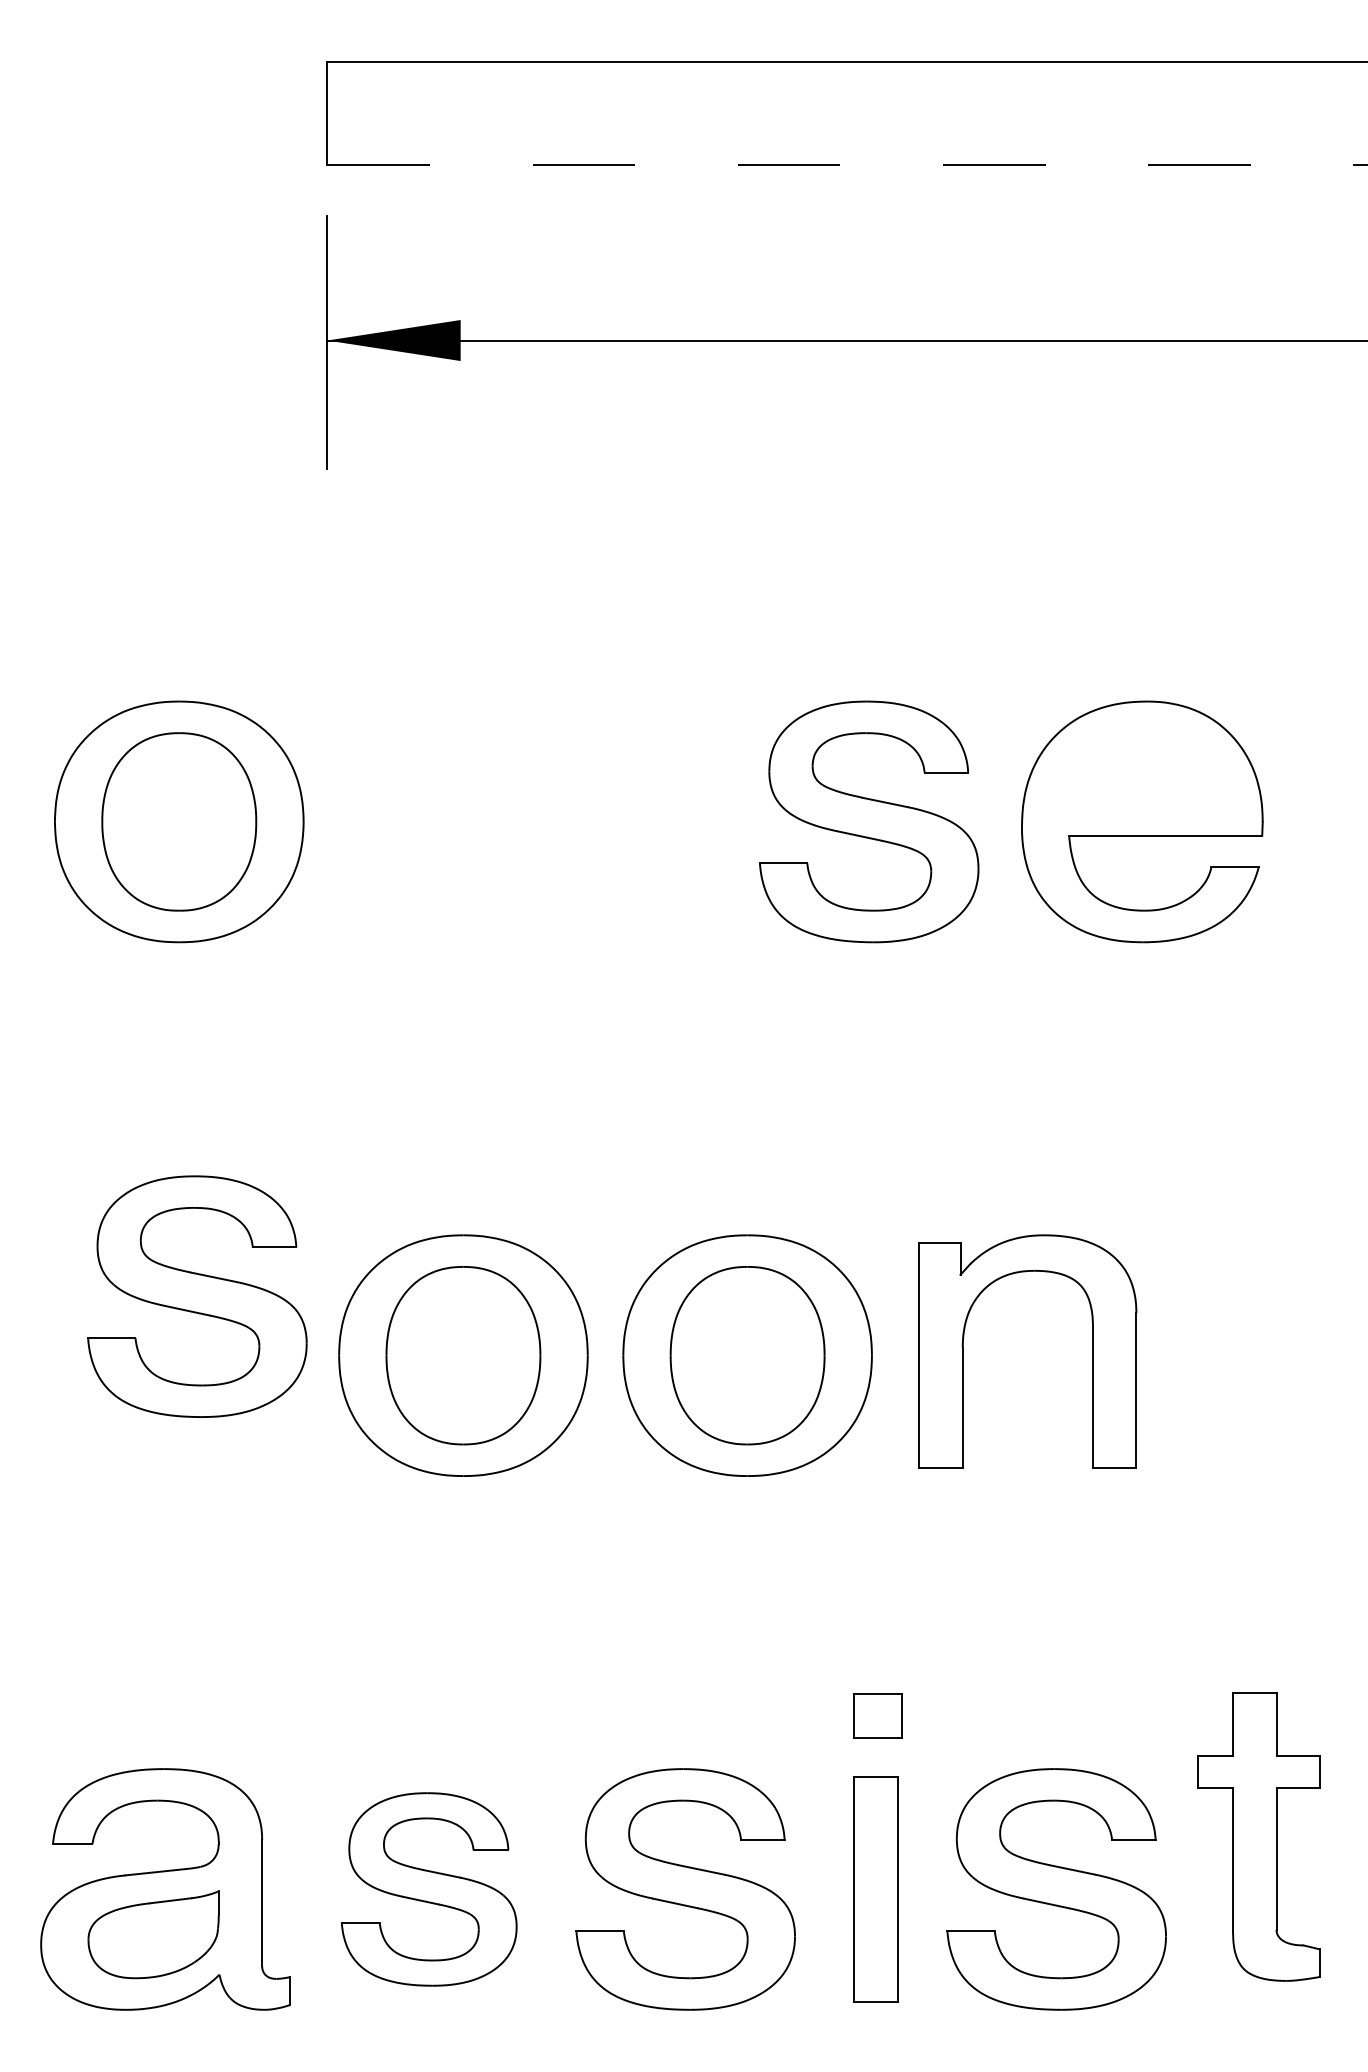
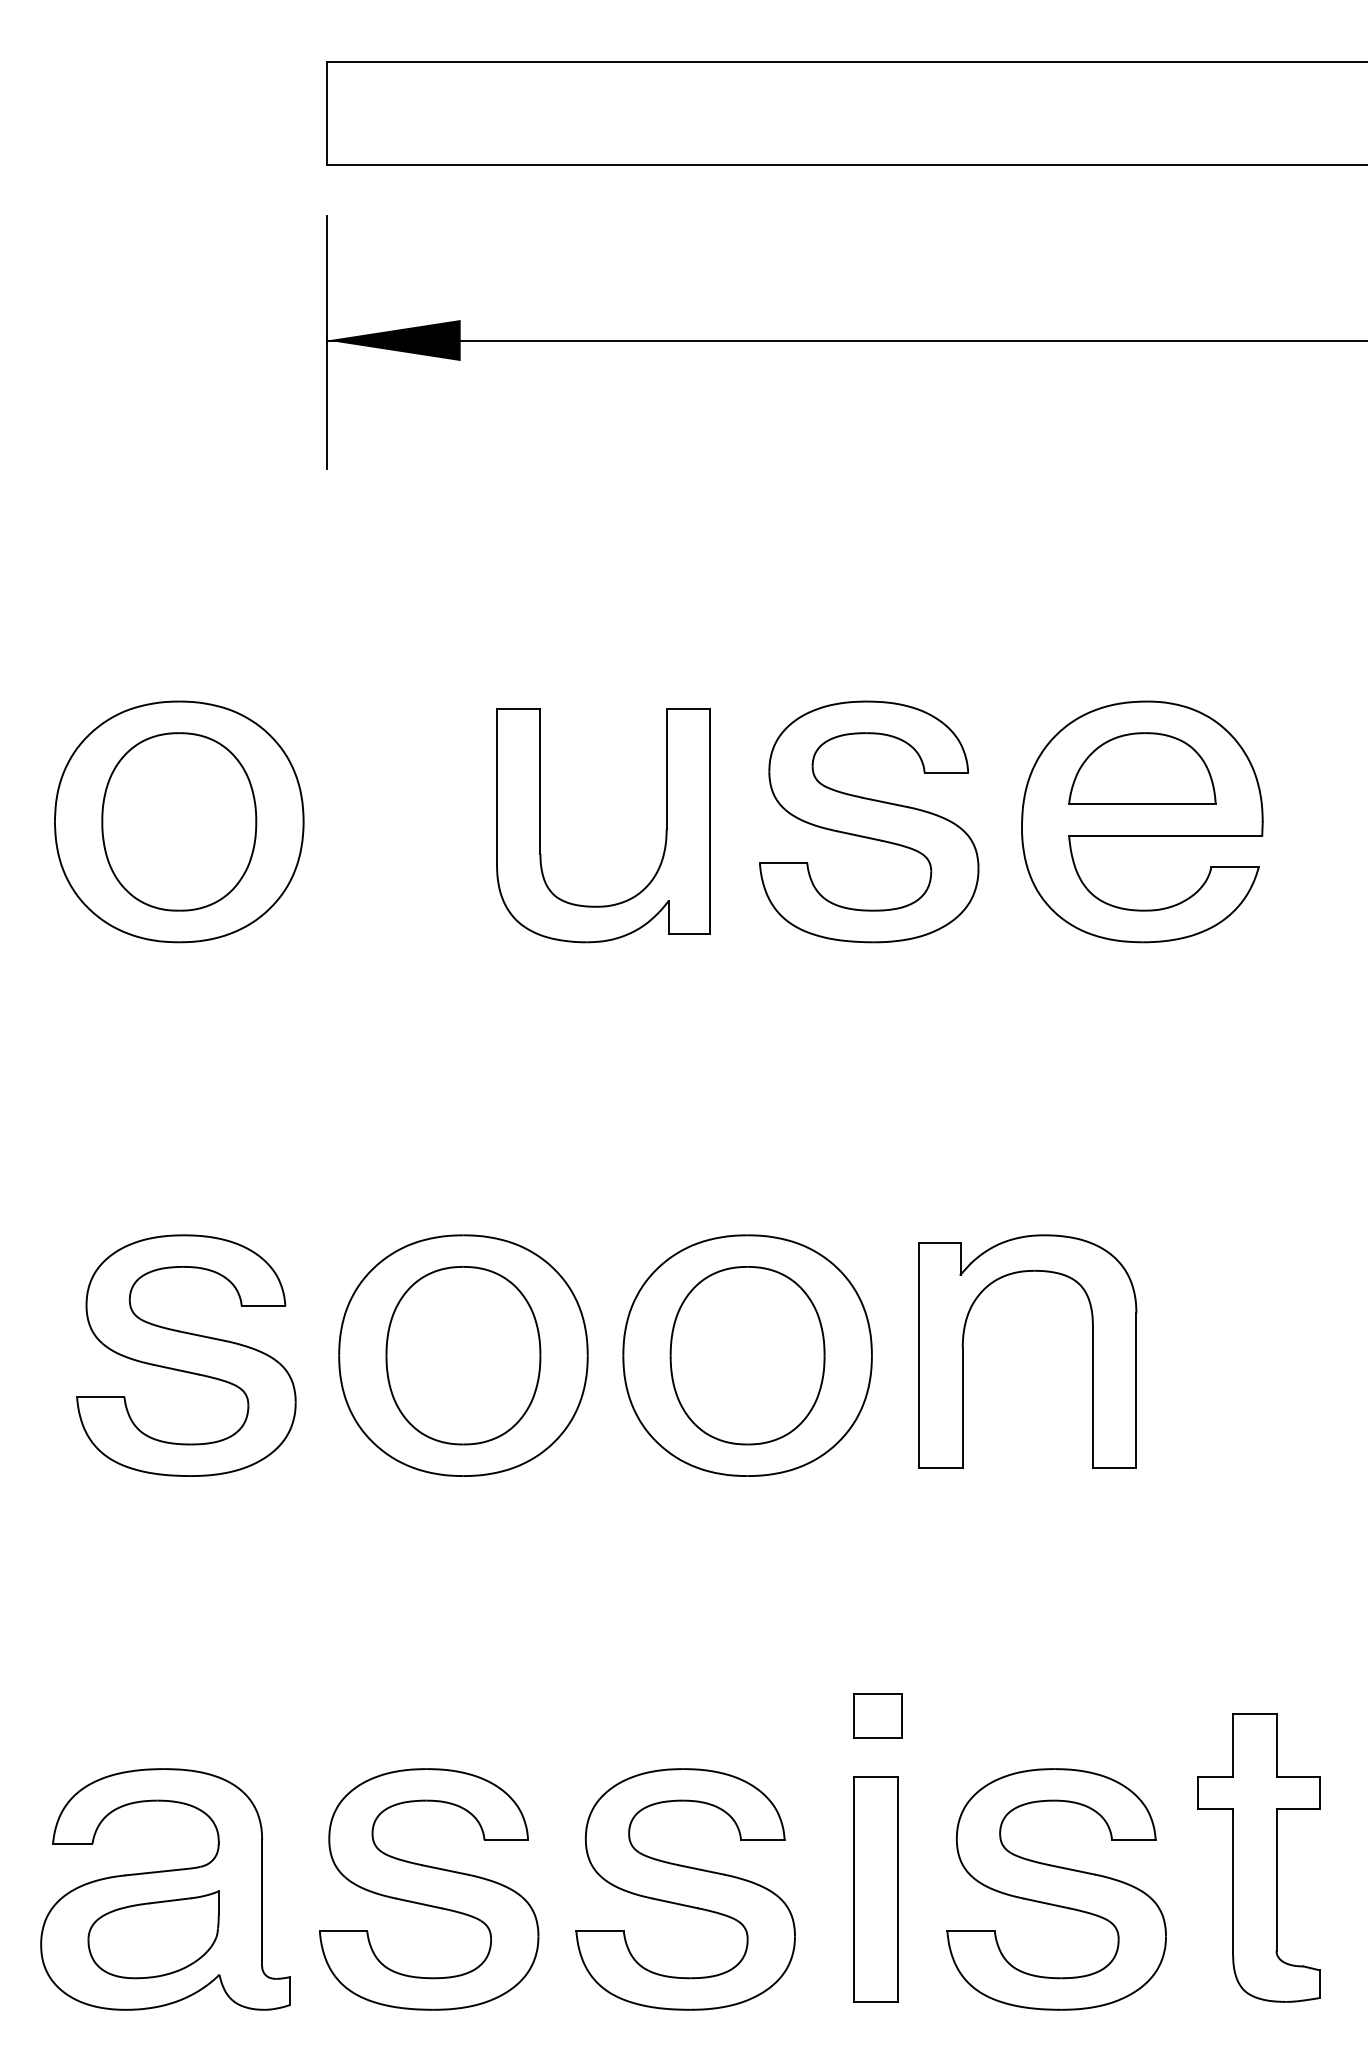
line: dashed -> solid (847, 164)
part: none -> present (1142, 768)
part: none -> present (665, 829)
part position: (197, 1296) -> (186, 1355) (186, 1355)
part position: (1258, 1836) -> (1258, 1857) (1258, 1857)
part size: 177x195 px -> 221x243 px (429, 1889)
